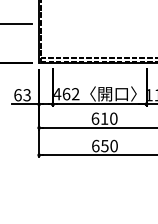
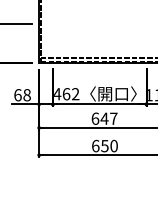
text: 63 -> 68 (26, 95)
text: 610 -> 647 (108, 118)
